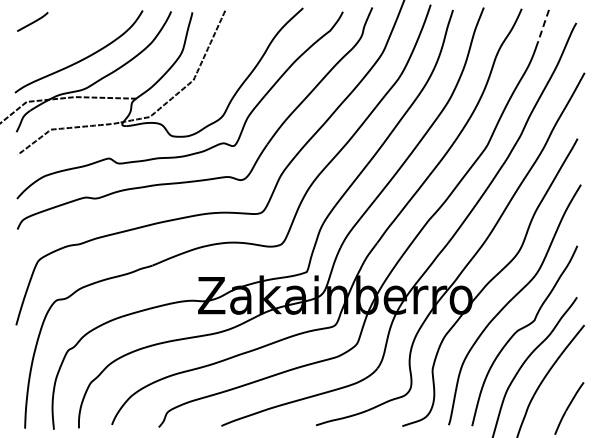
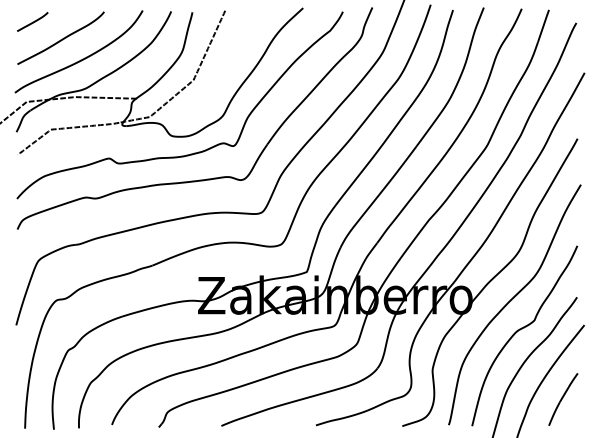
line: dashed -> solid (543, 26)
curve: none -> present (60, 39)
part position: (569, 408) -> (563, 399) (563, 399)
